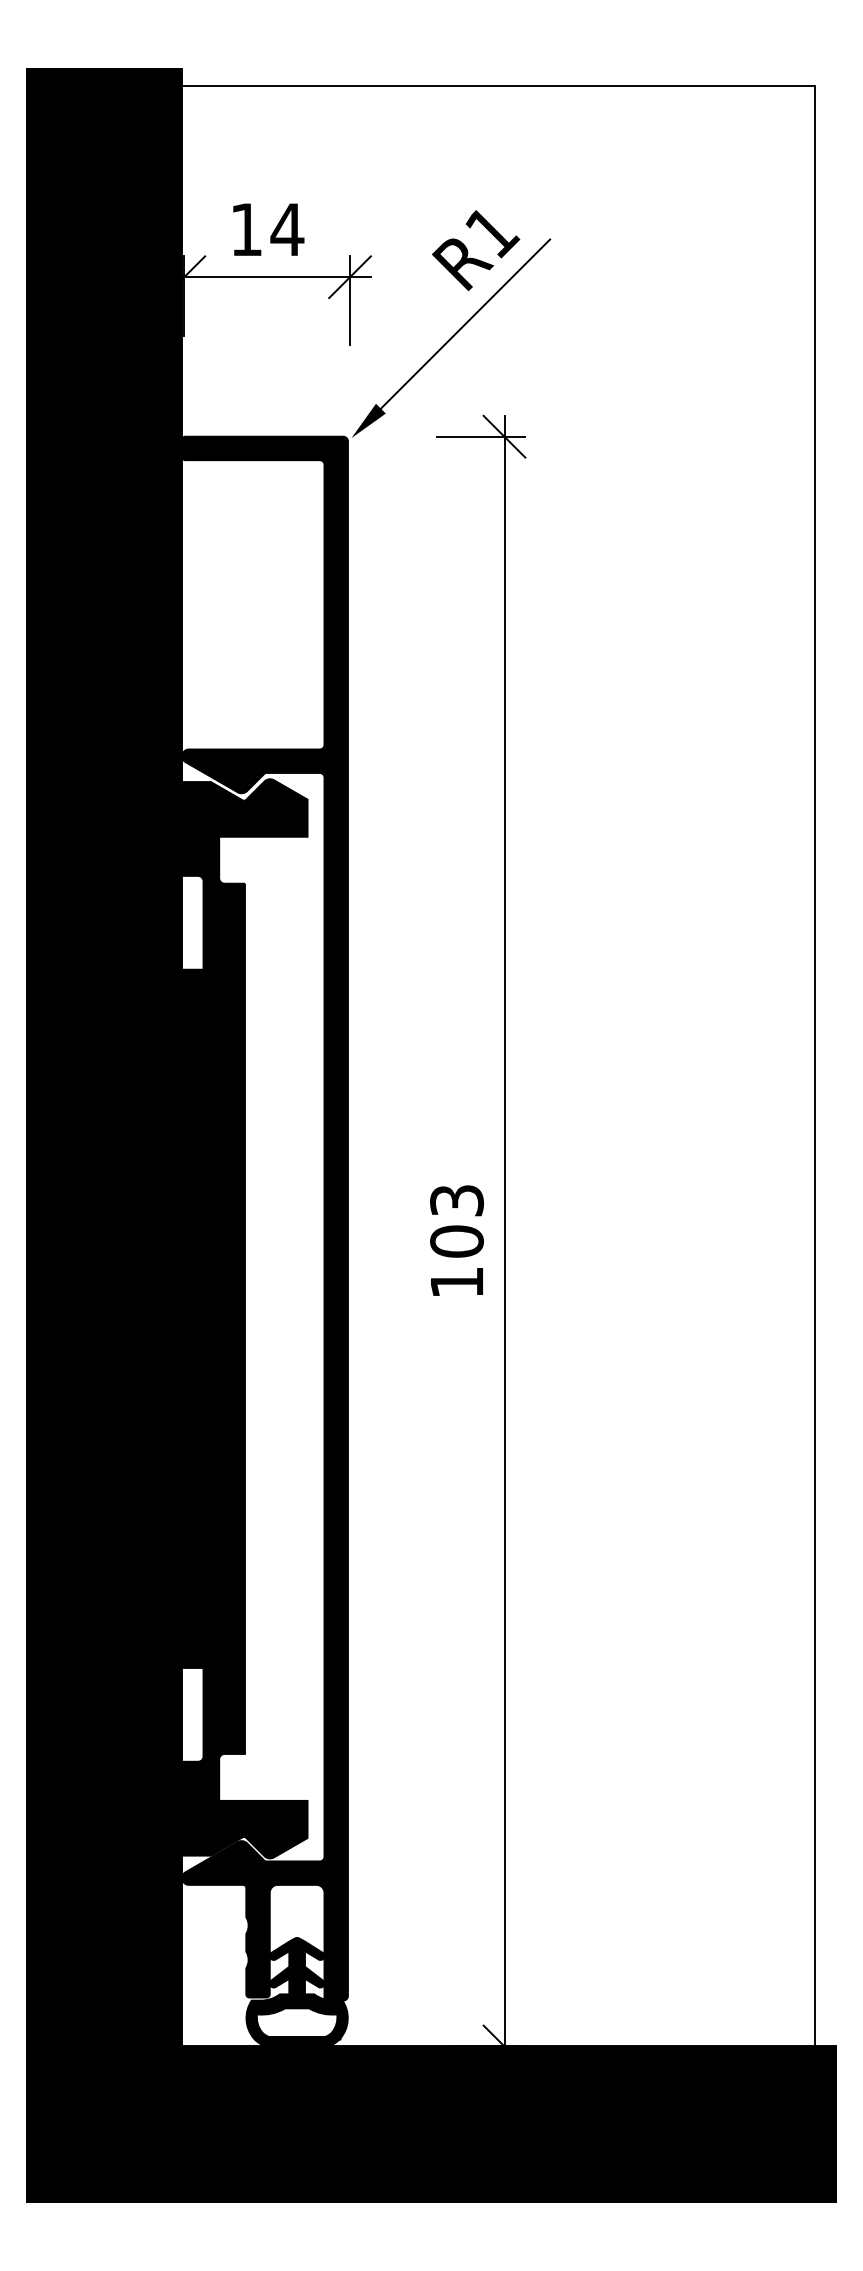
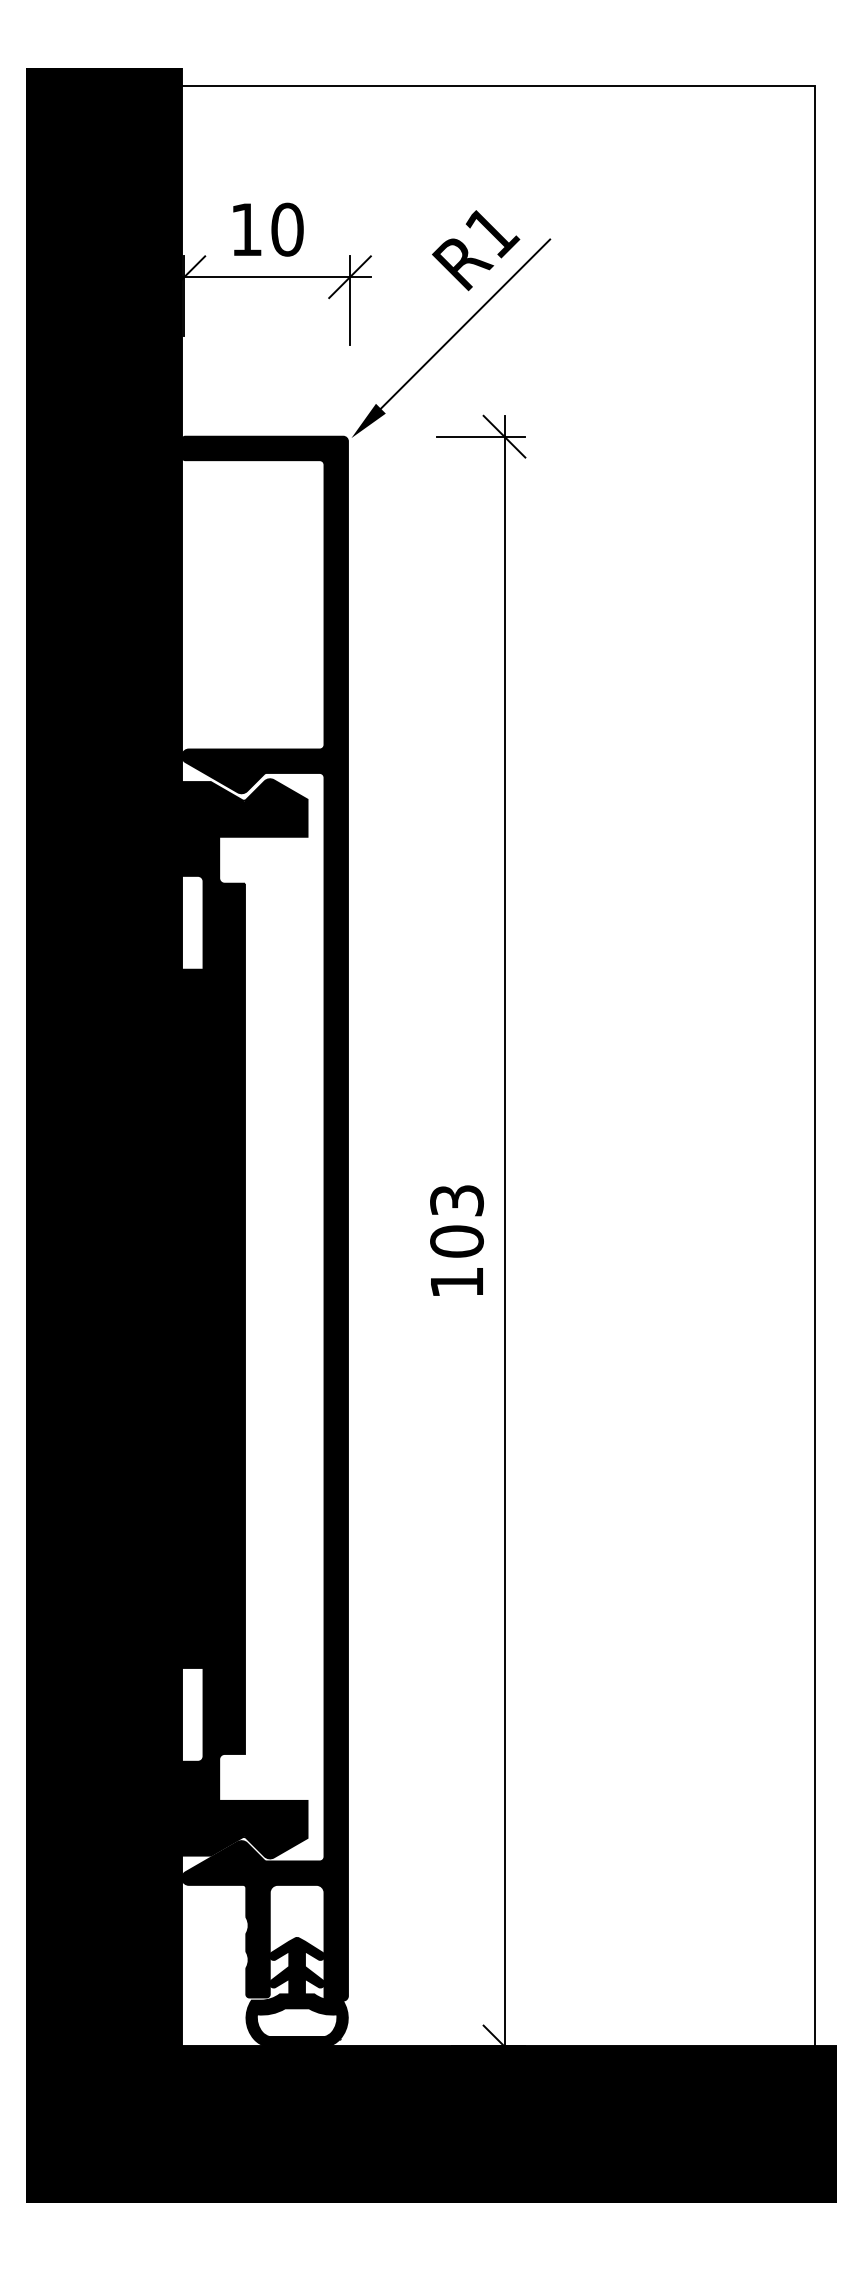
text: 14 -> 10 (287, 229)
